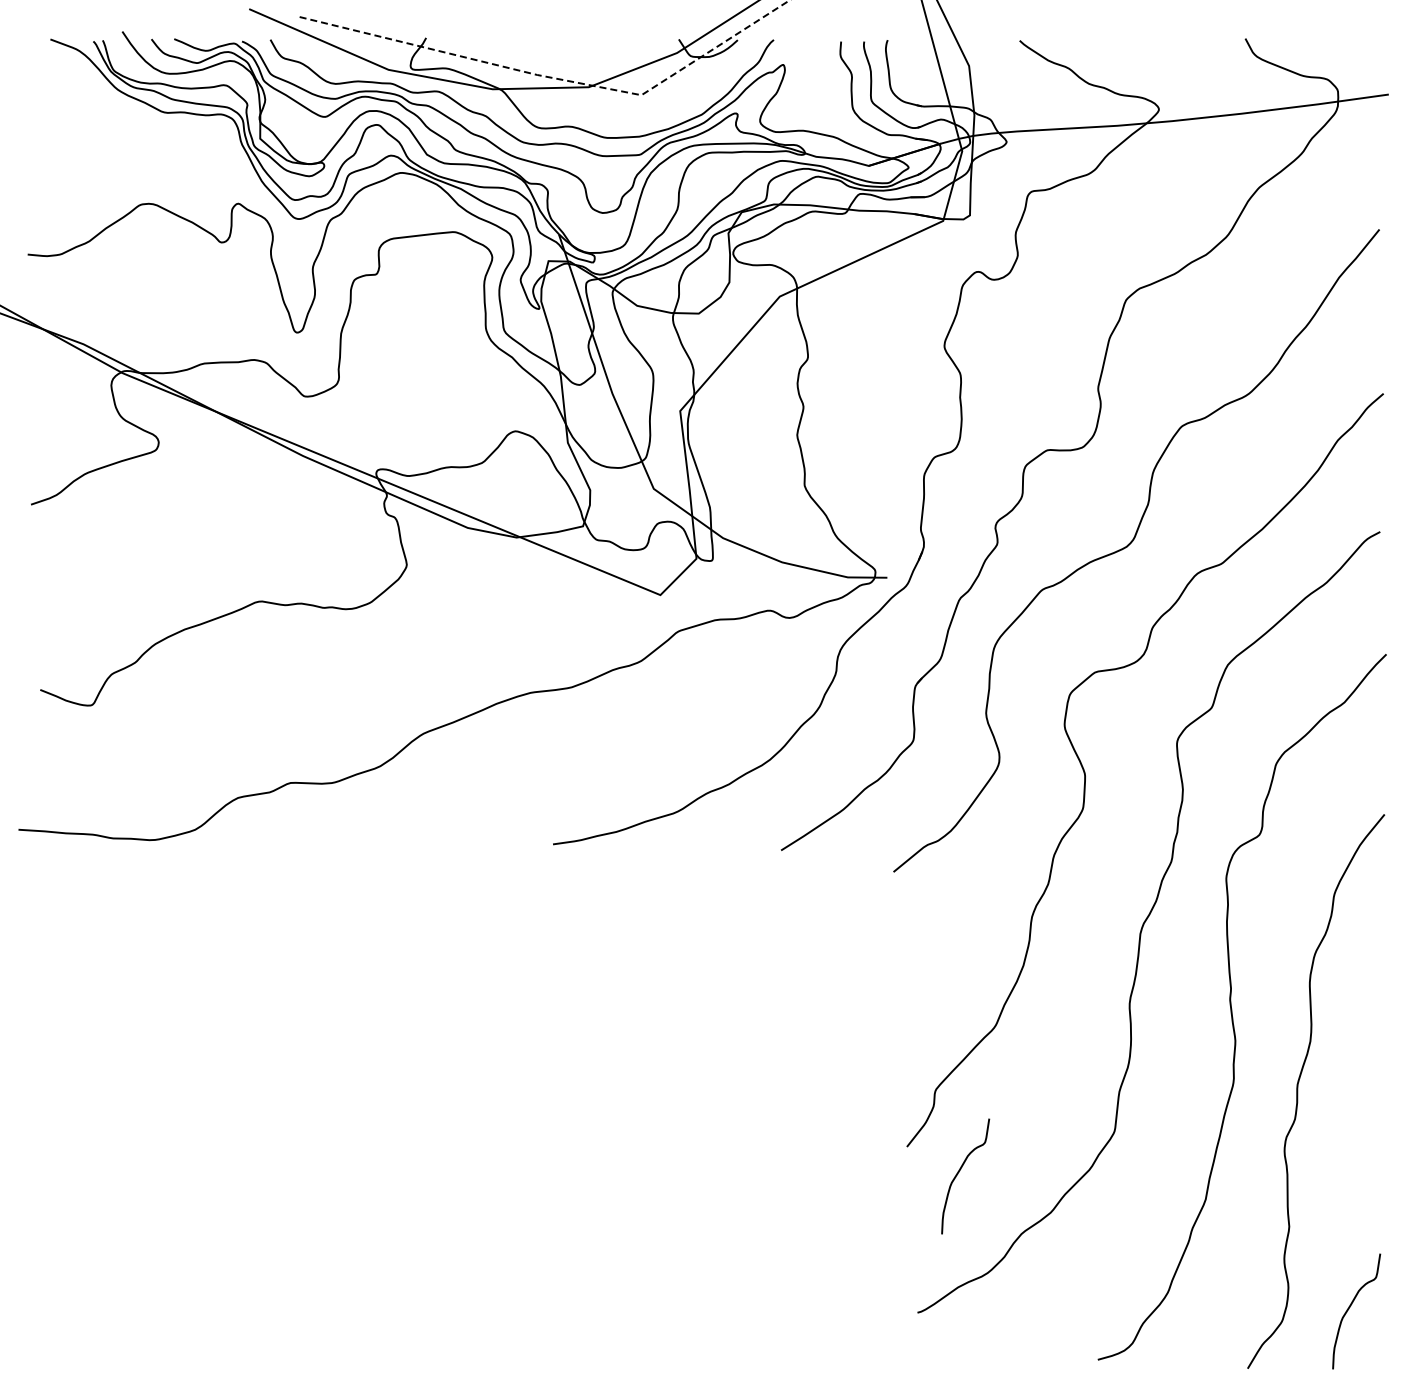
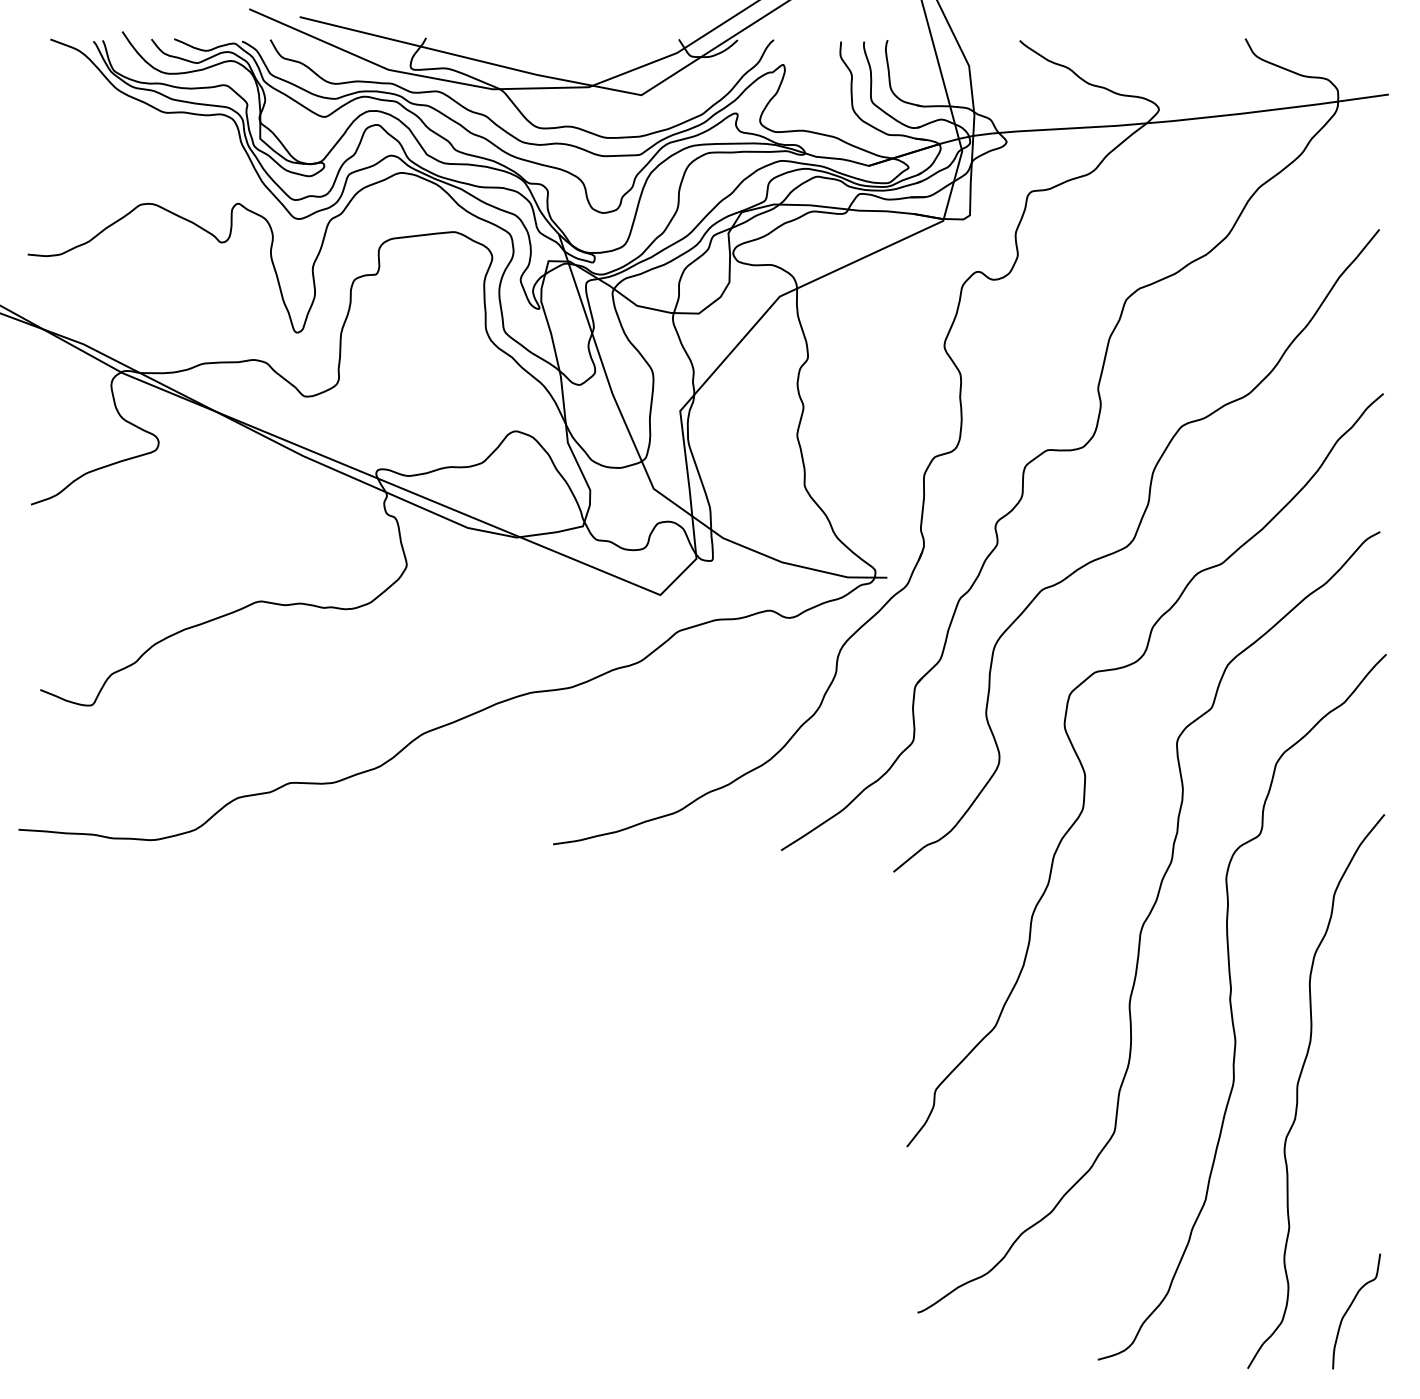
line: dashed -> solid (555, 78)
curve: present -> none (959, 1172)
